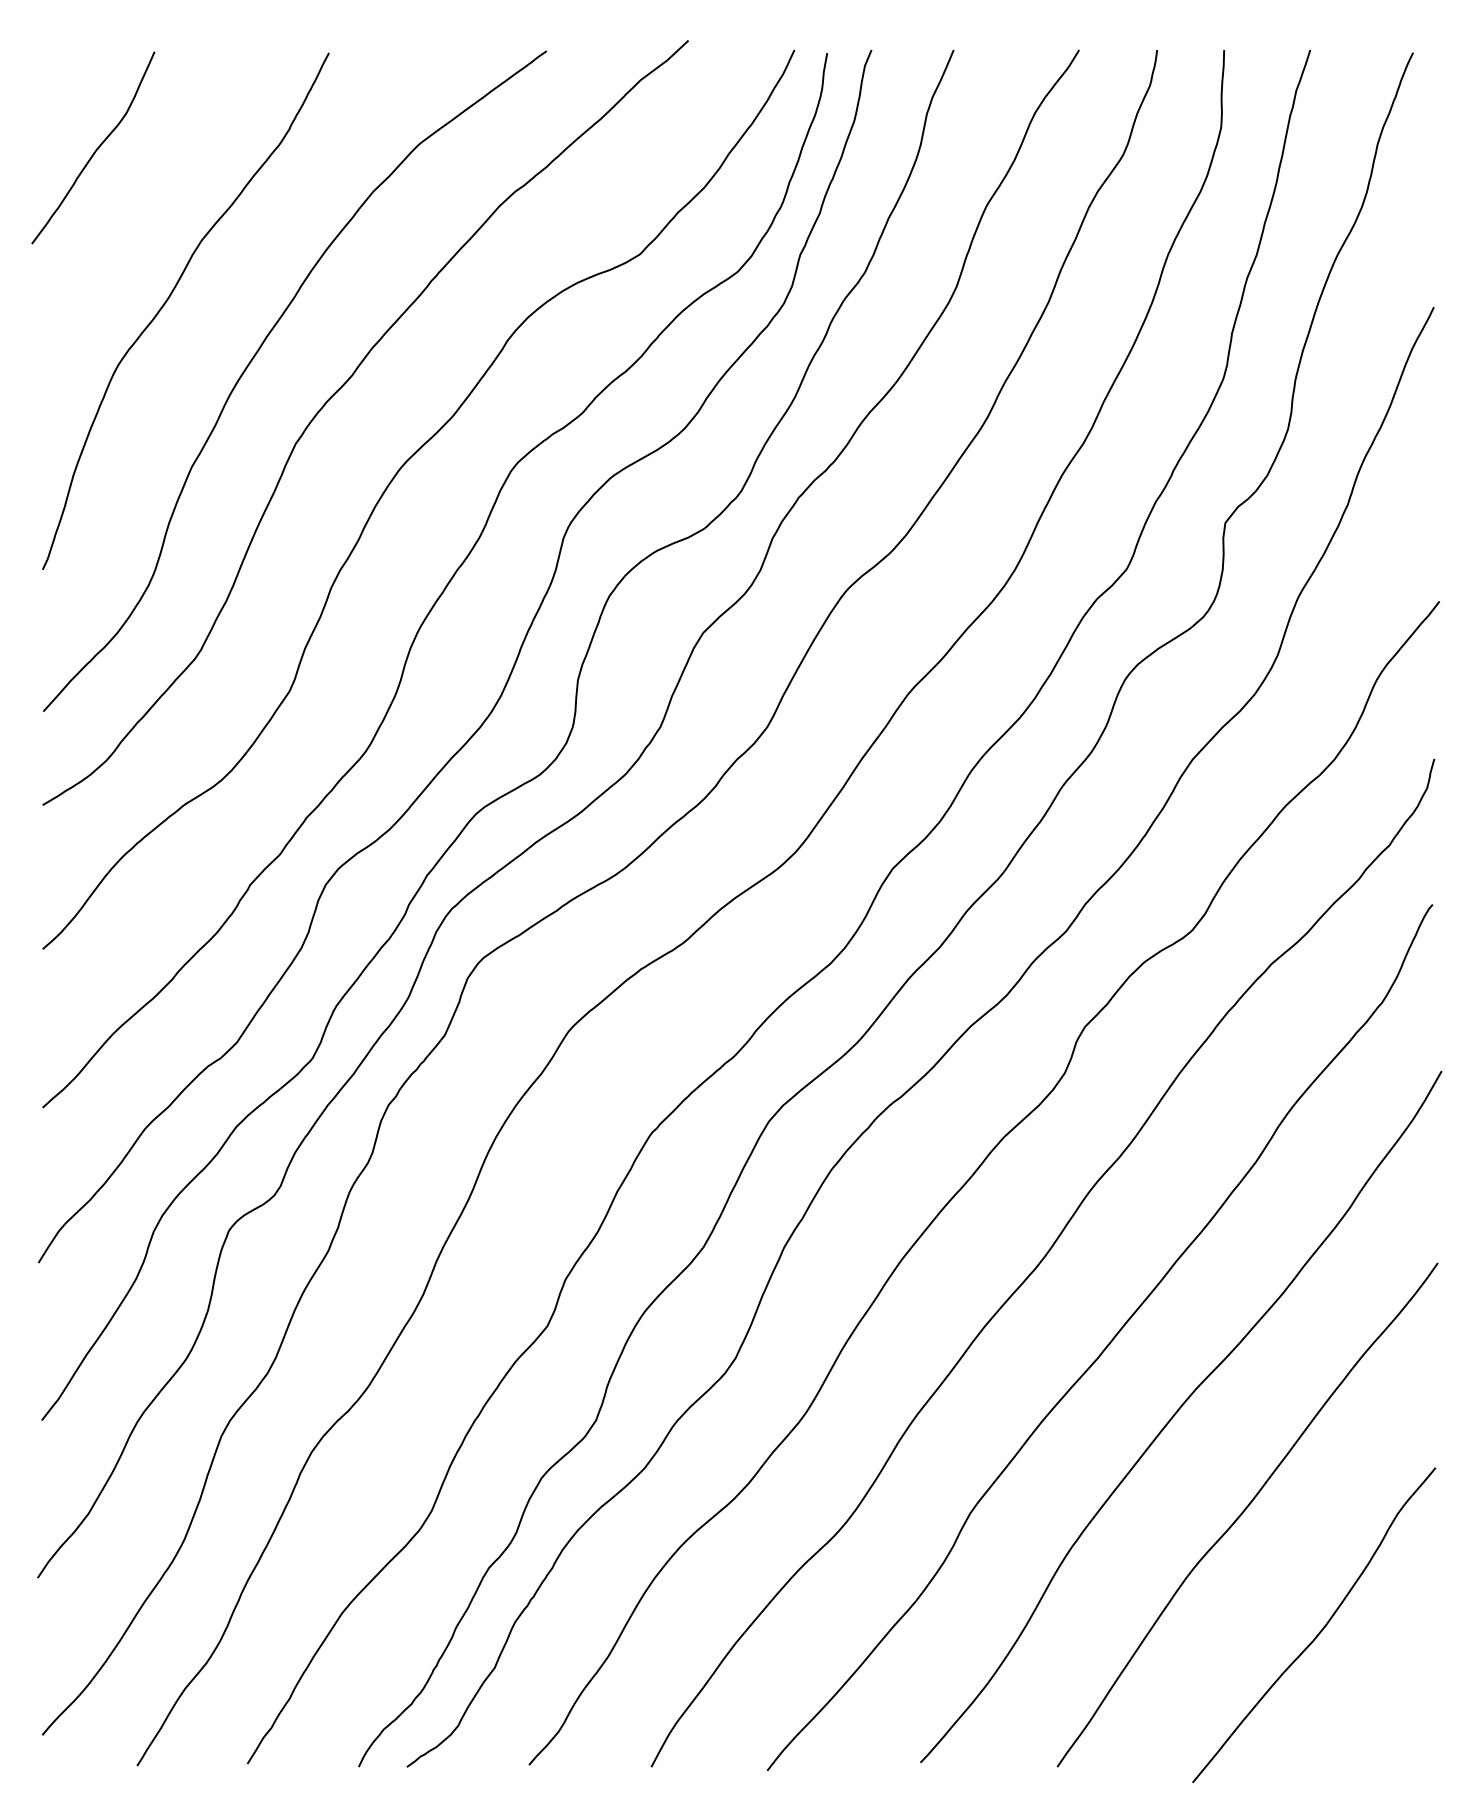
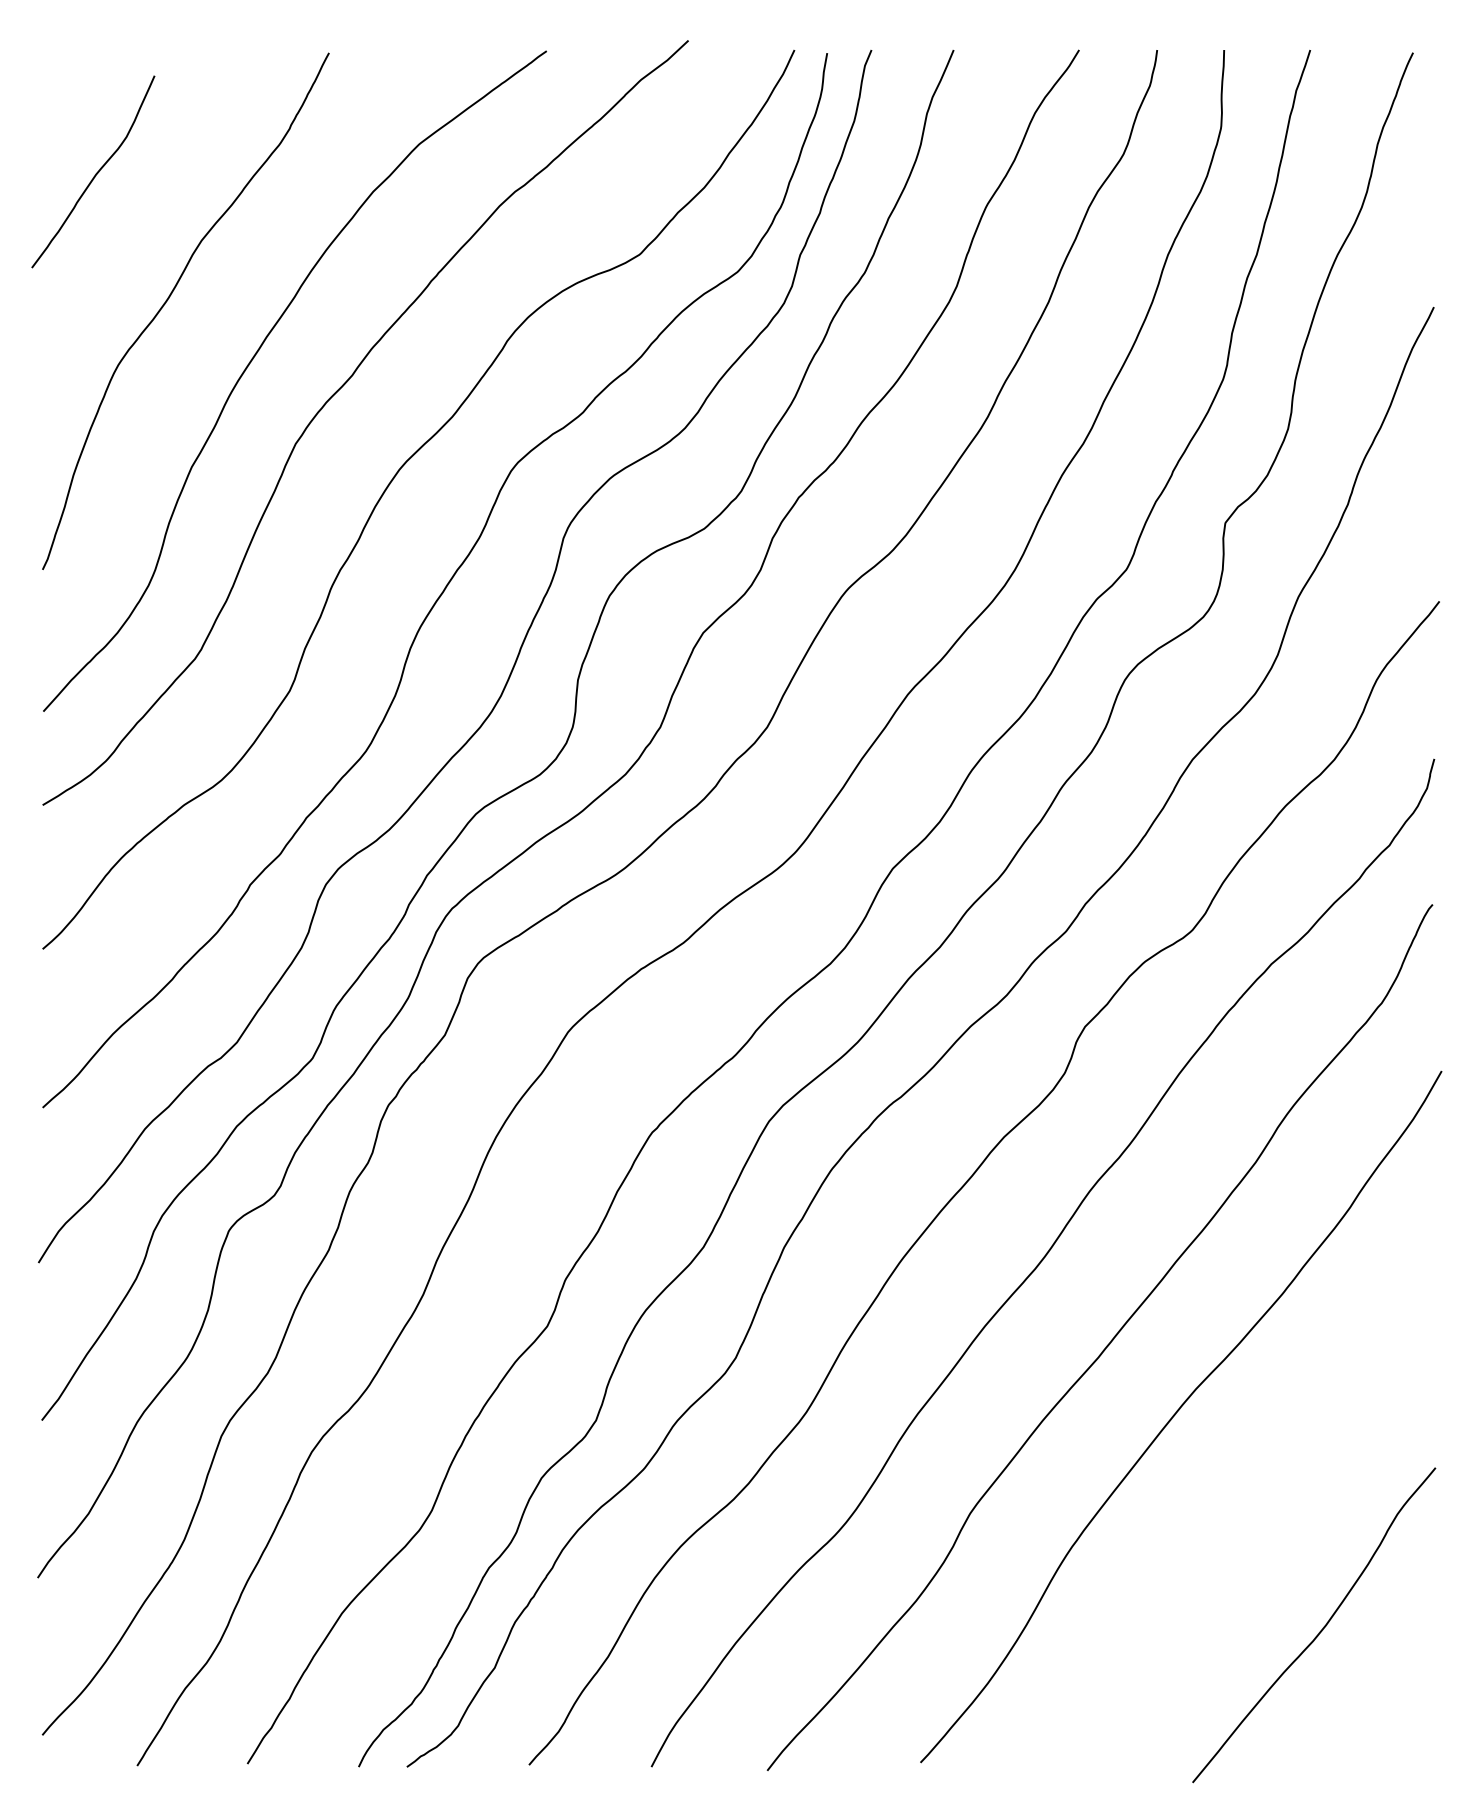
curve position: (95, 149) -> (95, 173) (95, 173)
curve: present -> none (1243, 1513)
